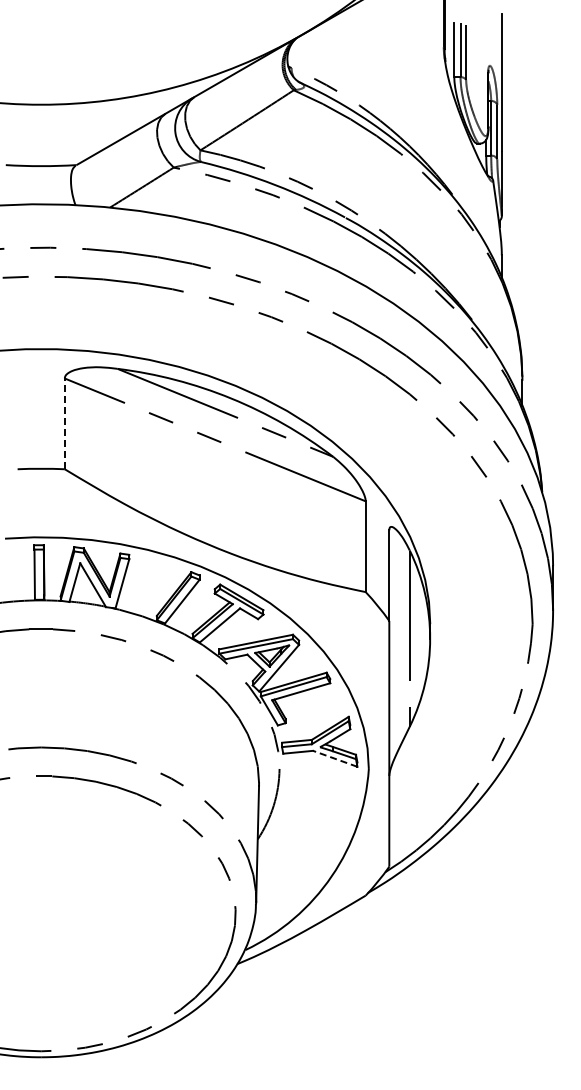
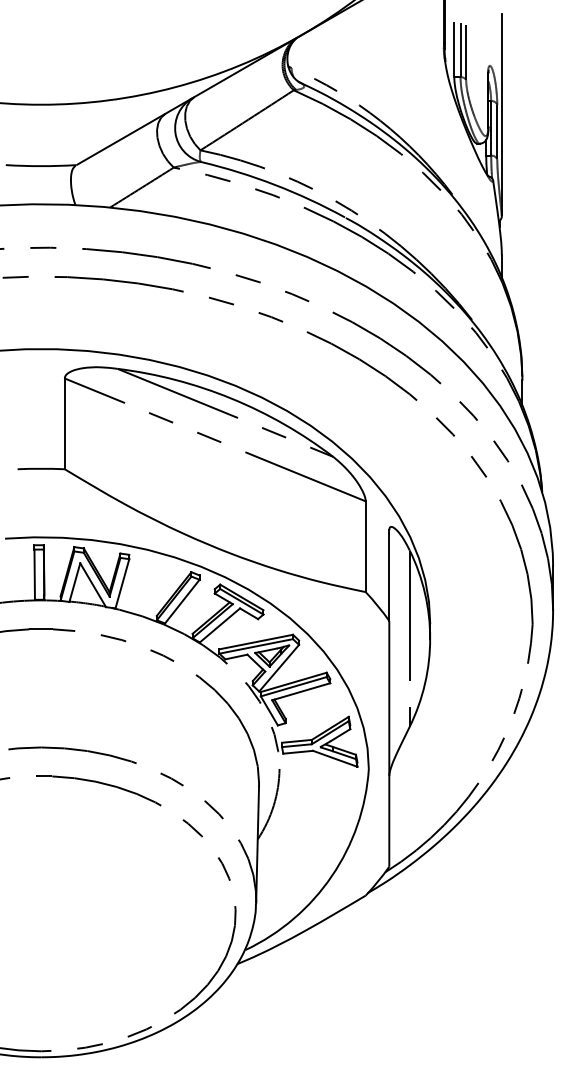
line: dashed -> solid (64, 423)
line: dashed -> solid (335, 758)
